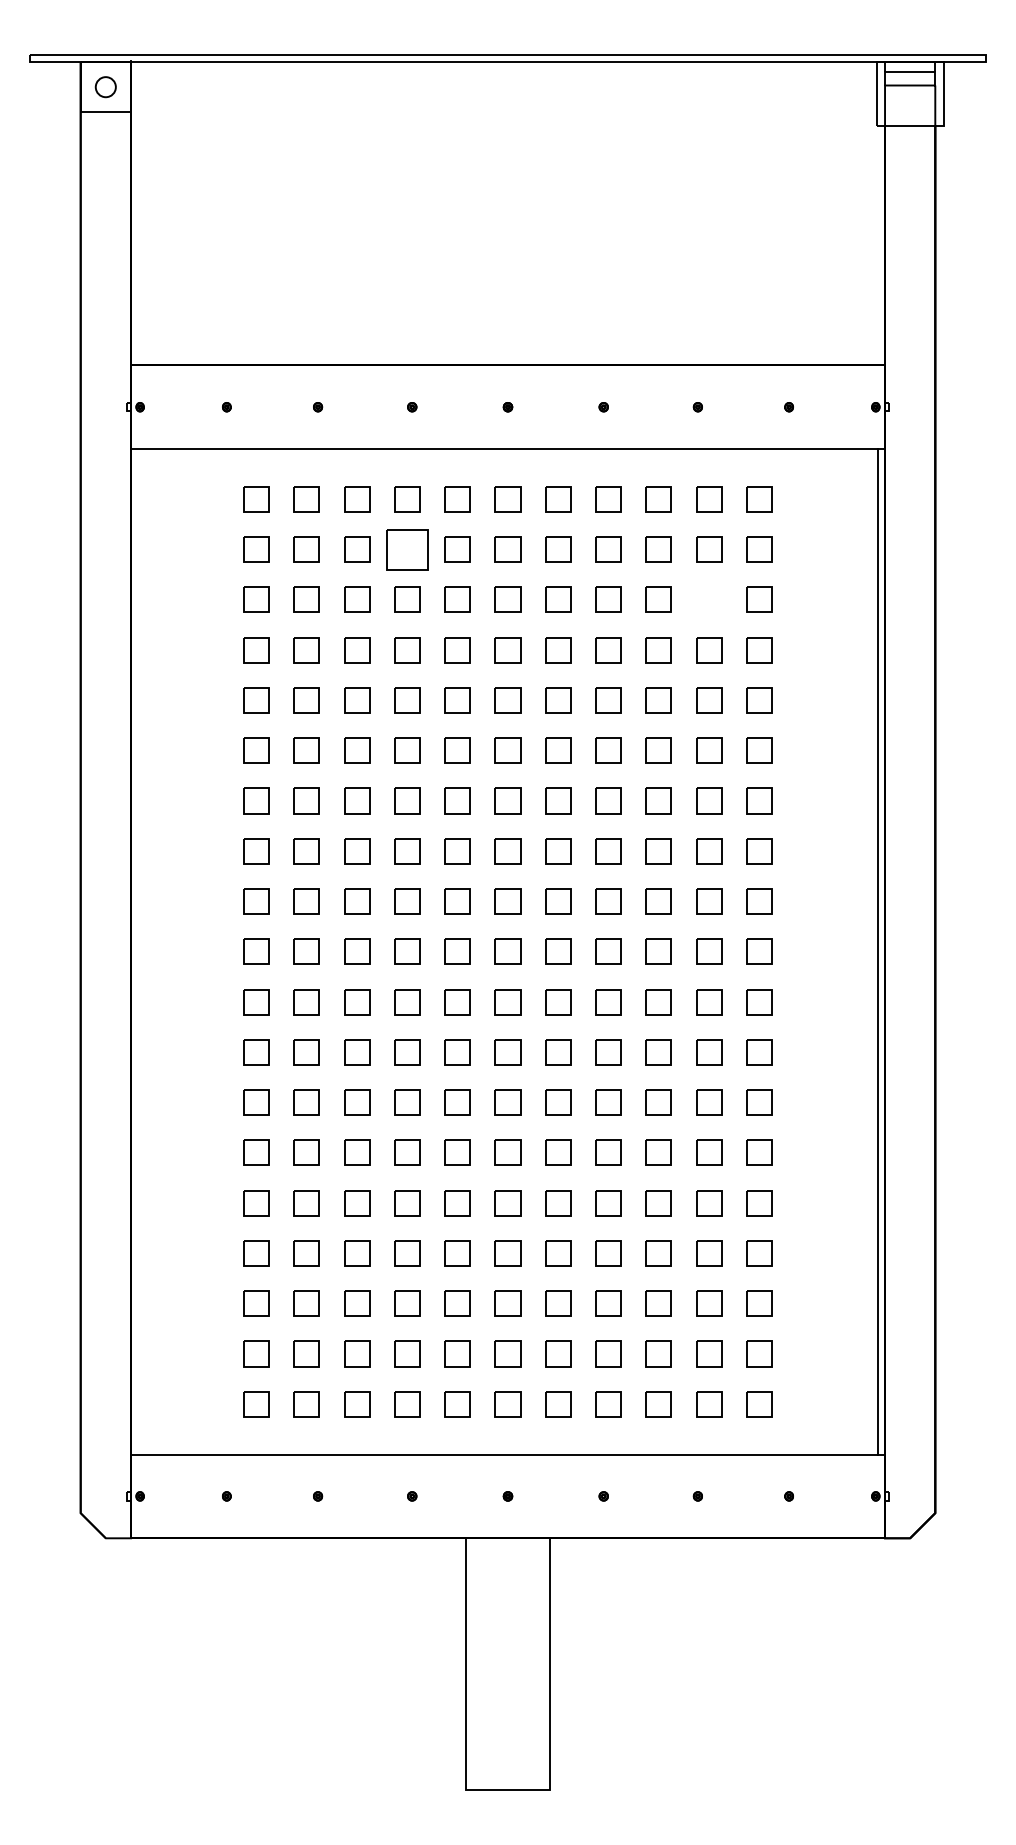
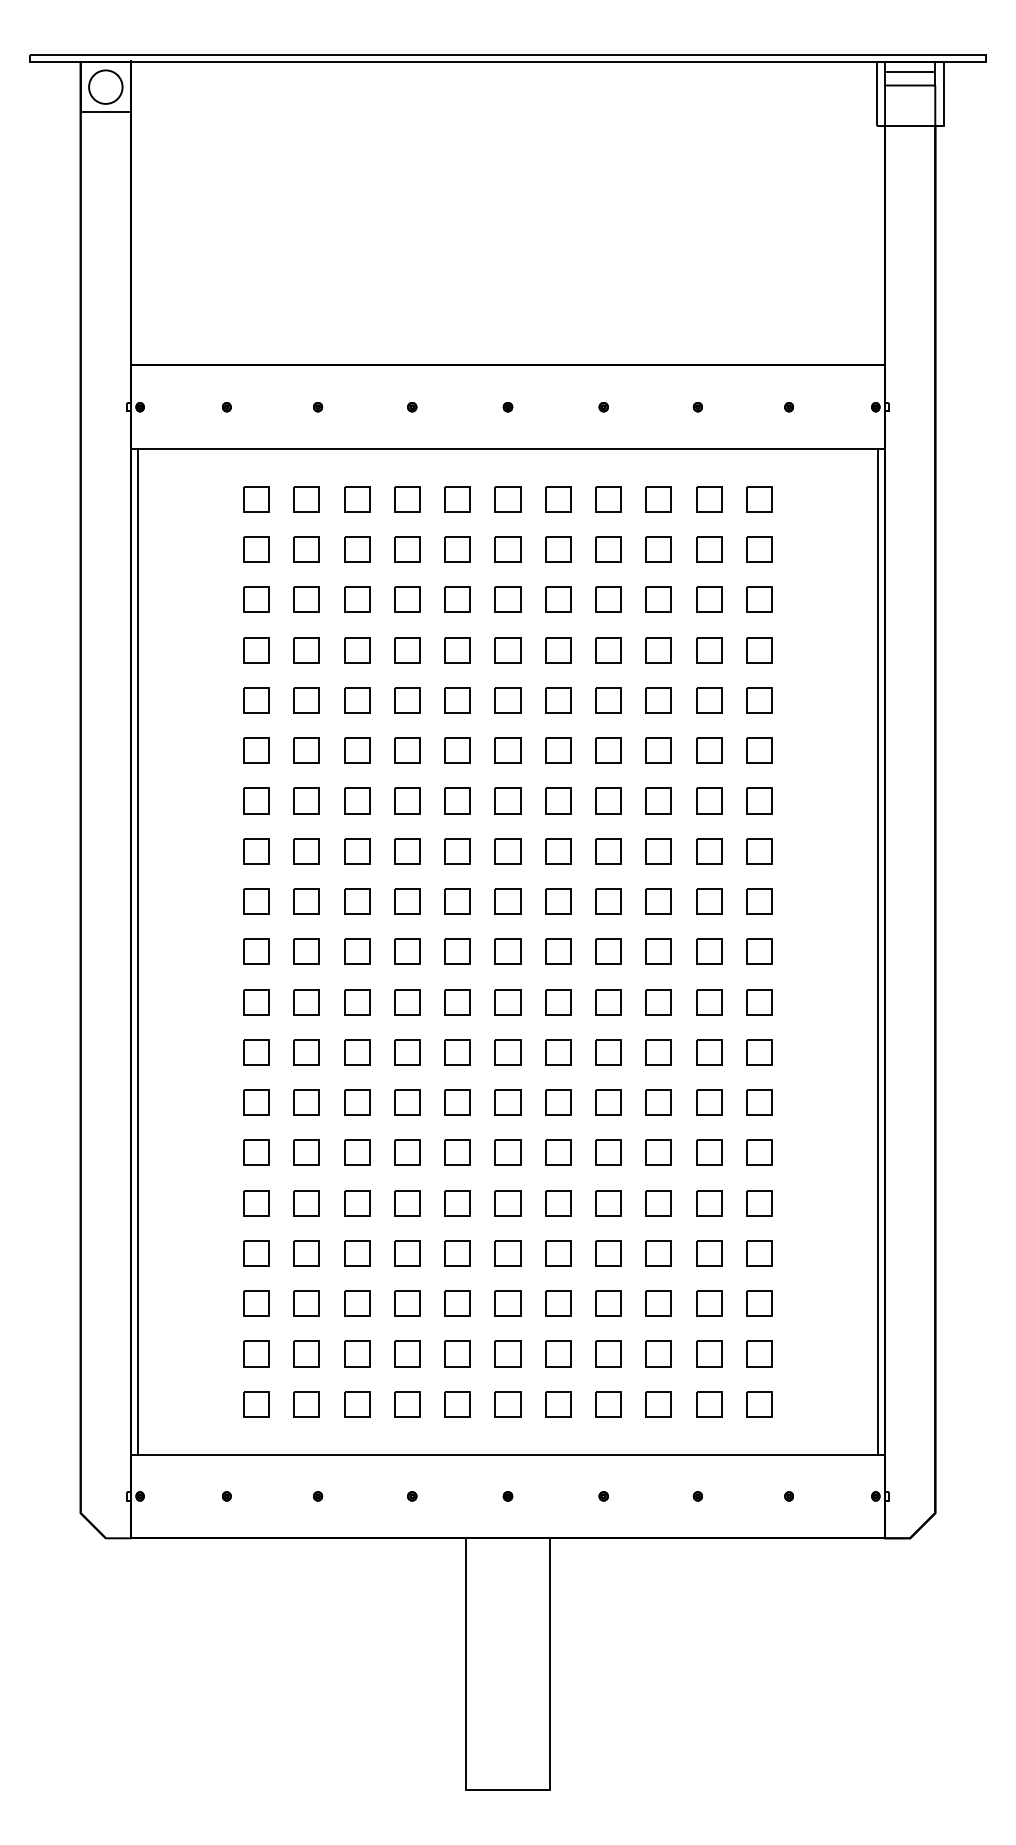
circle diameter: 20 px -> 34 px (105, 86)
part size: 43x42 px -> 27x27 px (407, 549)
part: none -> present (709, 599)
line: none -> present (137, 951)
